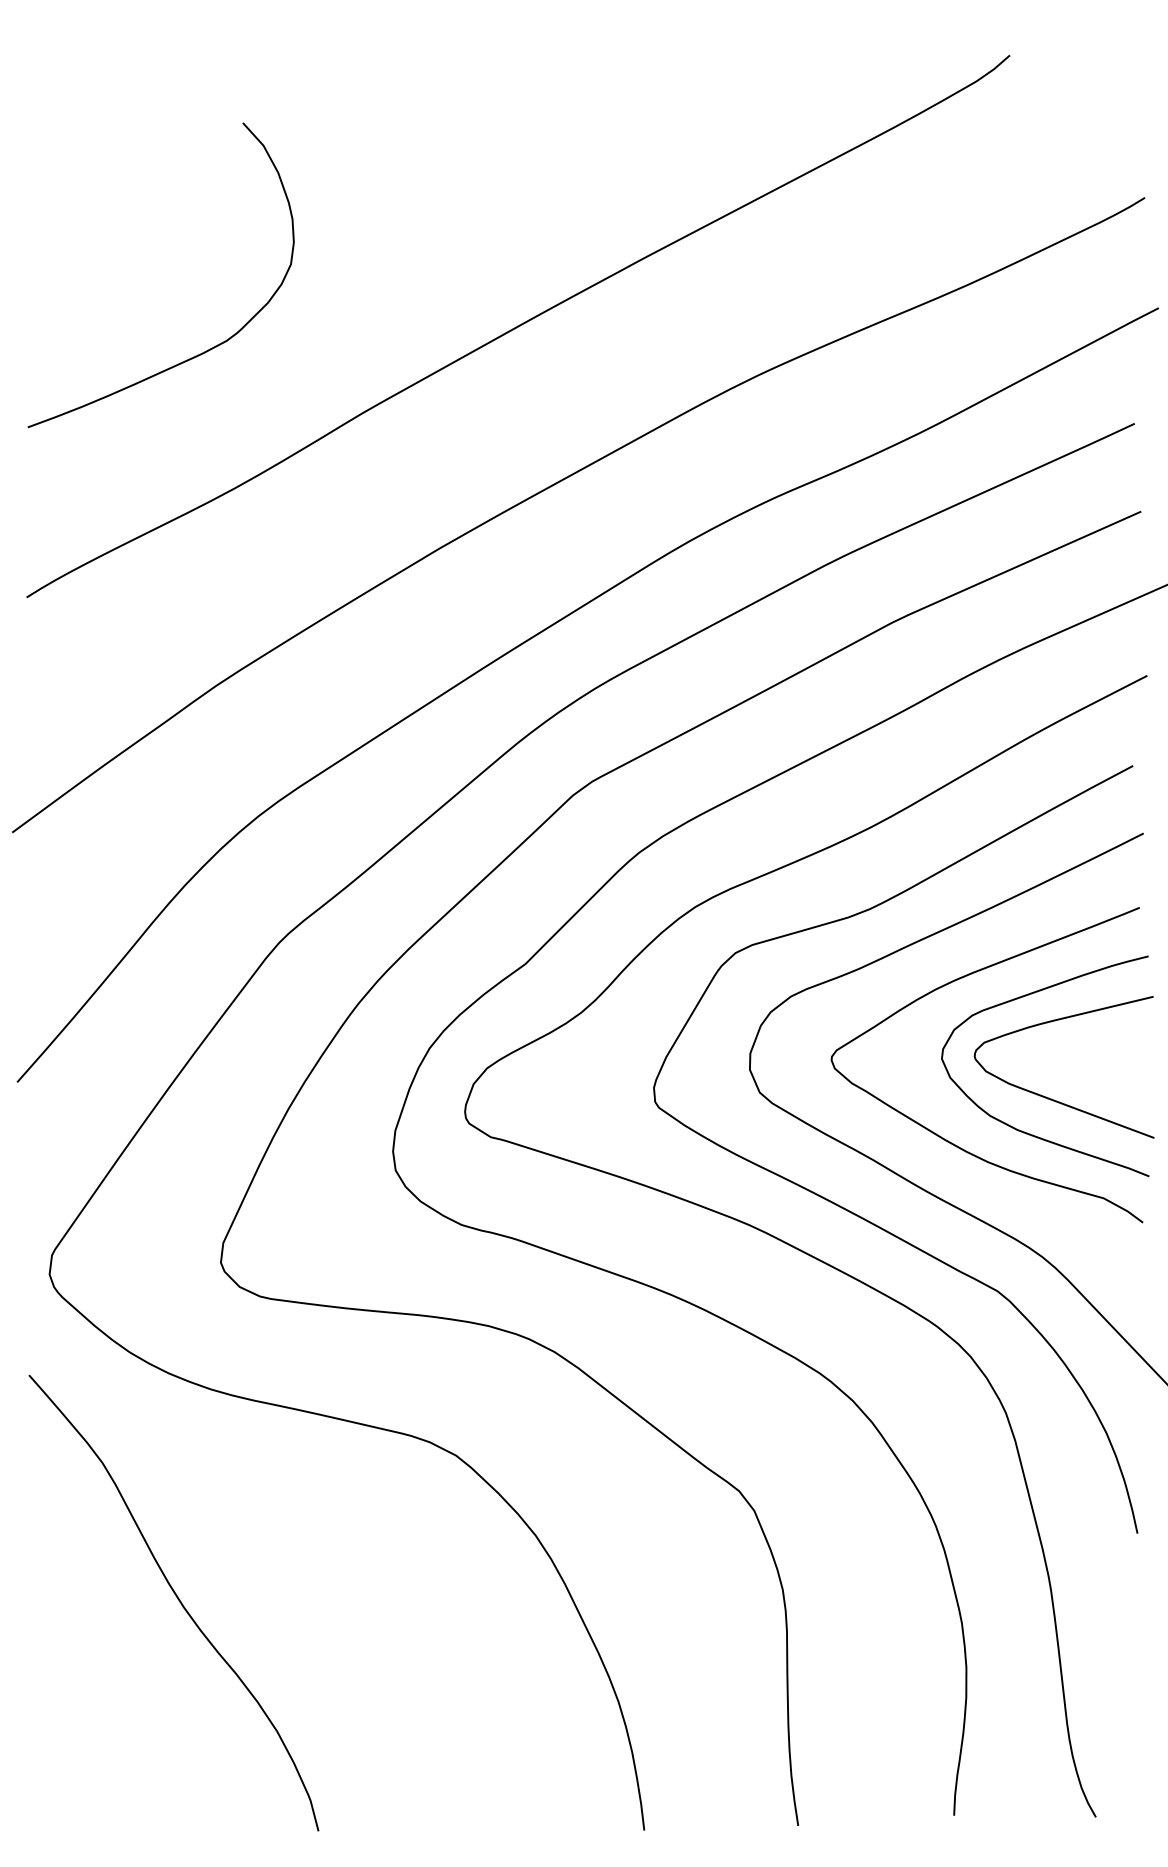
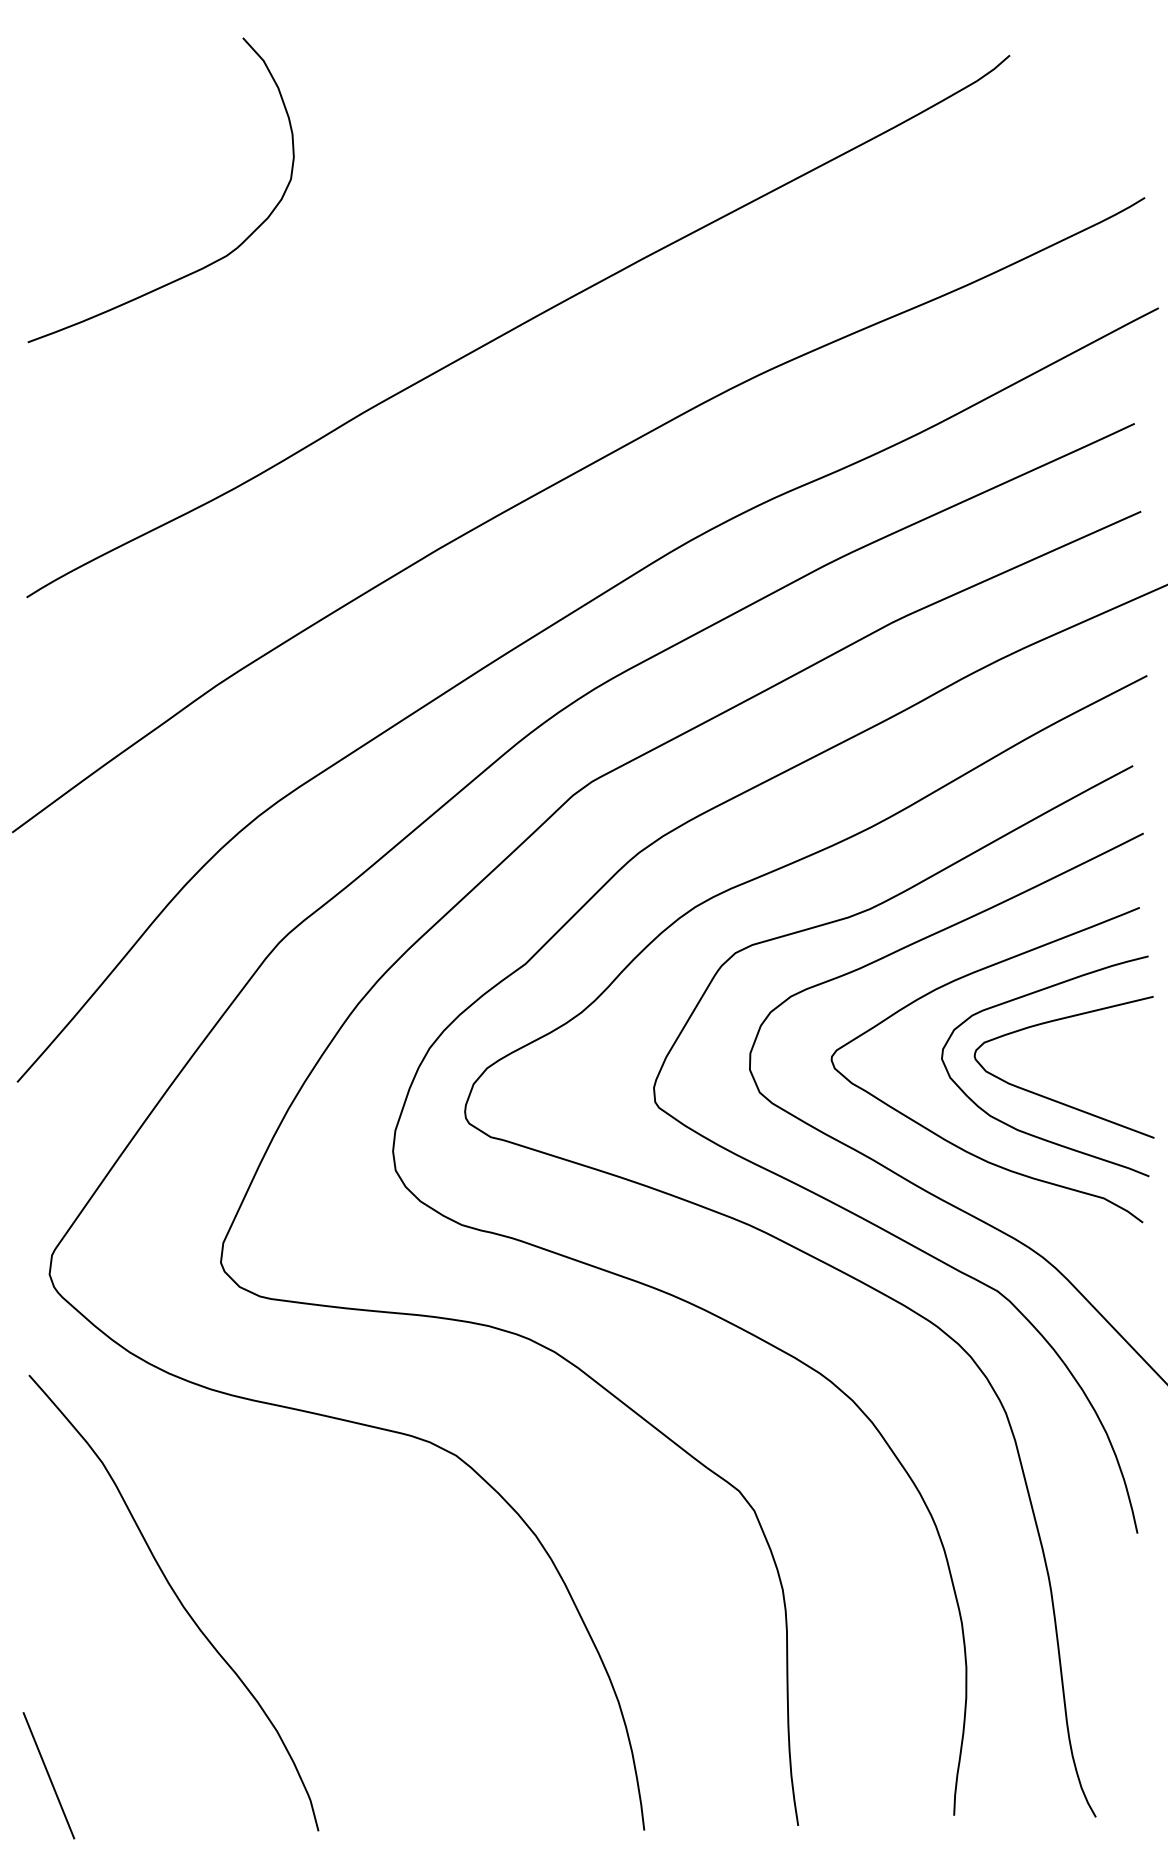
curve position: (197, 354) -> (197, 269) (197, 269)
line: none -> present (48, 1775)
